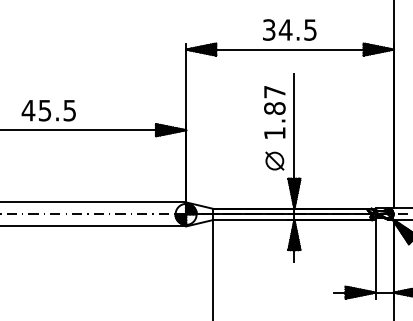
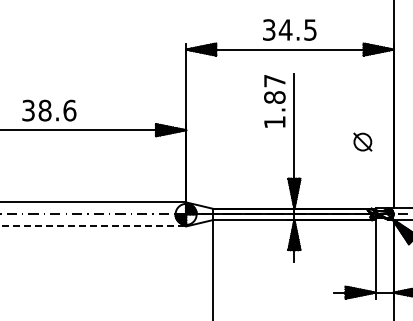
text: 45.5 -> 38.6 (48, 110)
text position: (274, 112) -> (274, 101) (274, 101)
part position: (274, 160) -> (362, 141) (362, 141)
line: solid -> dashed (93, 226)
